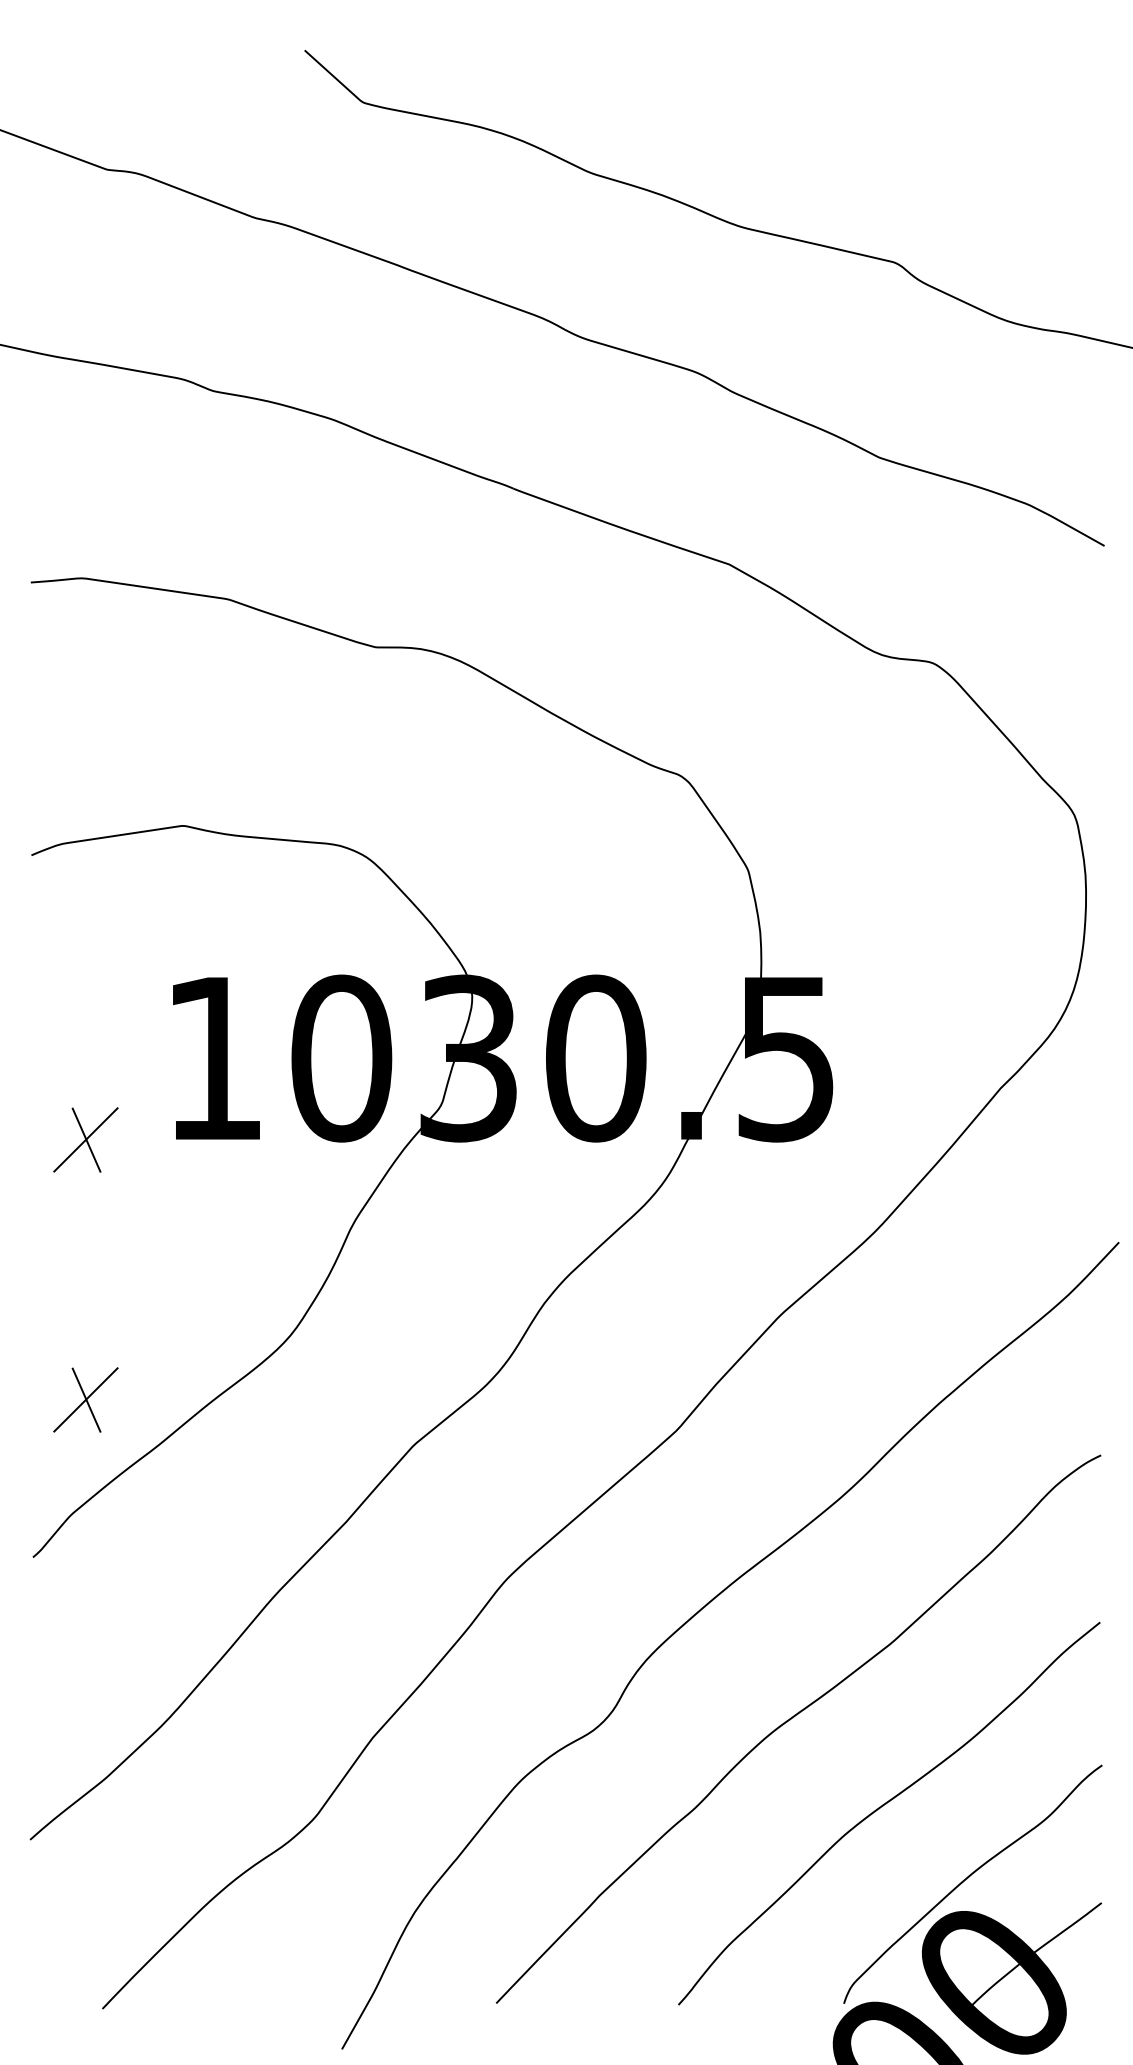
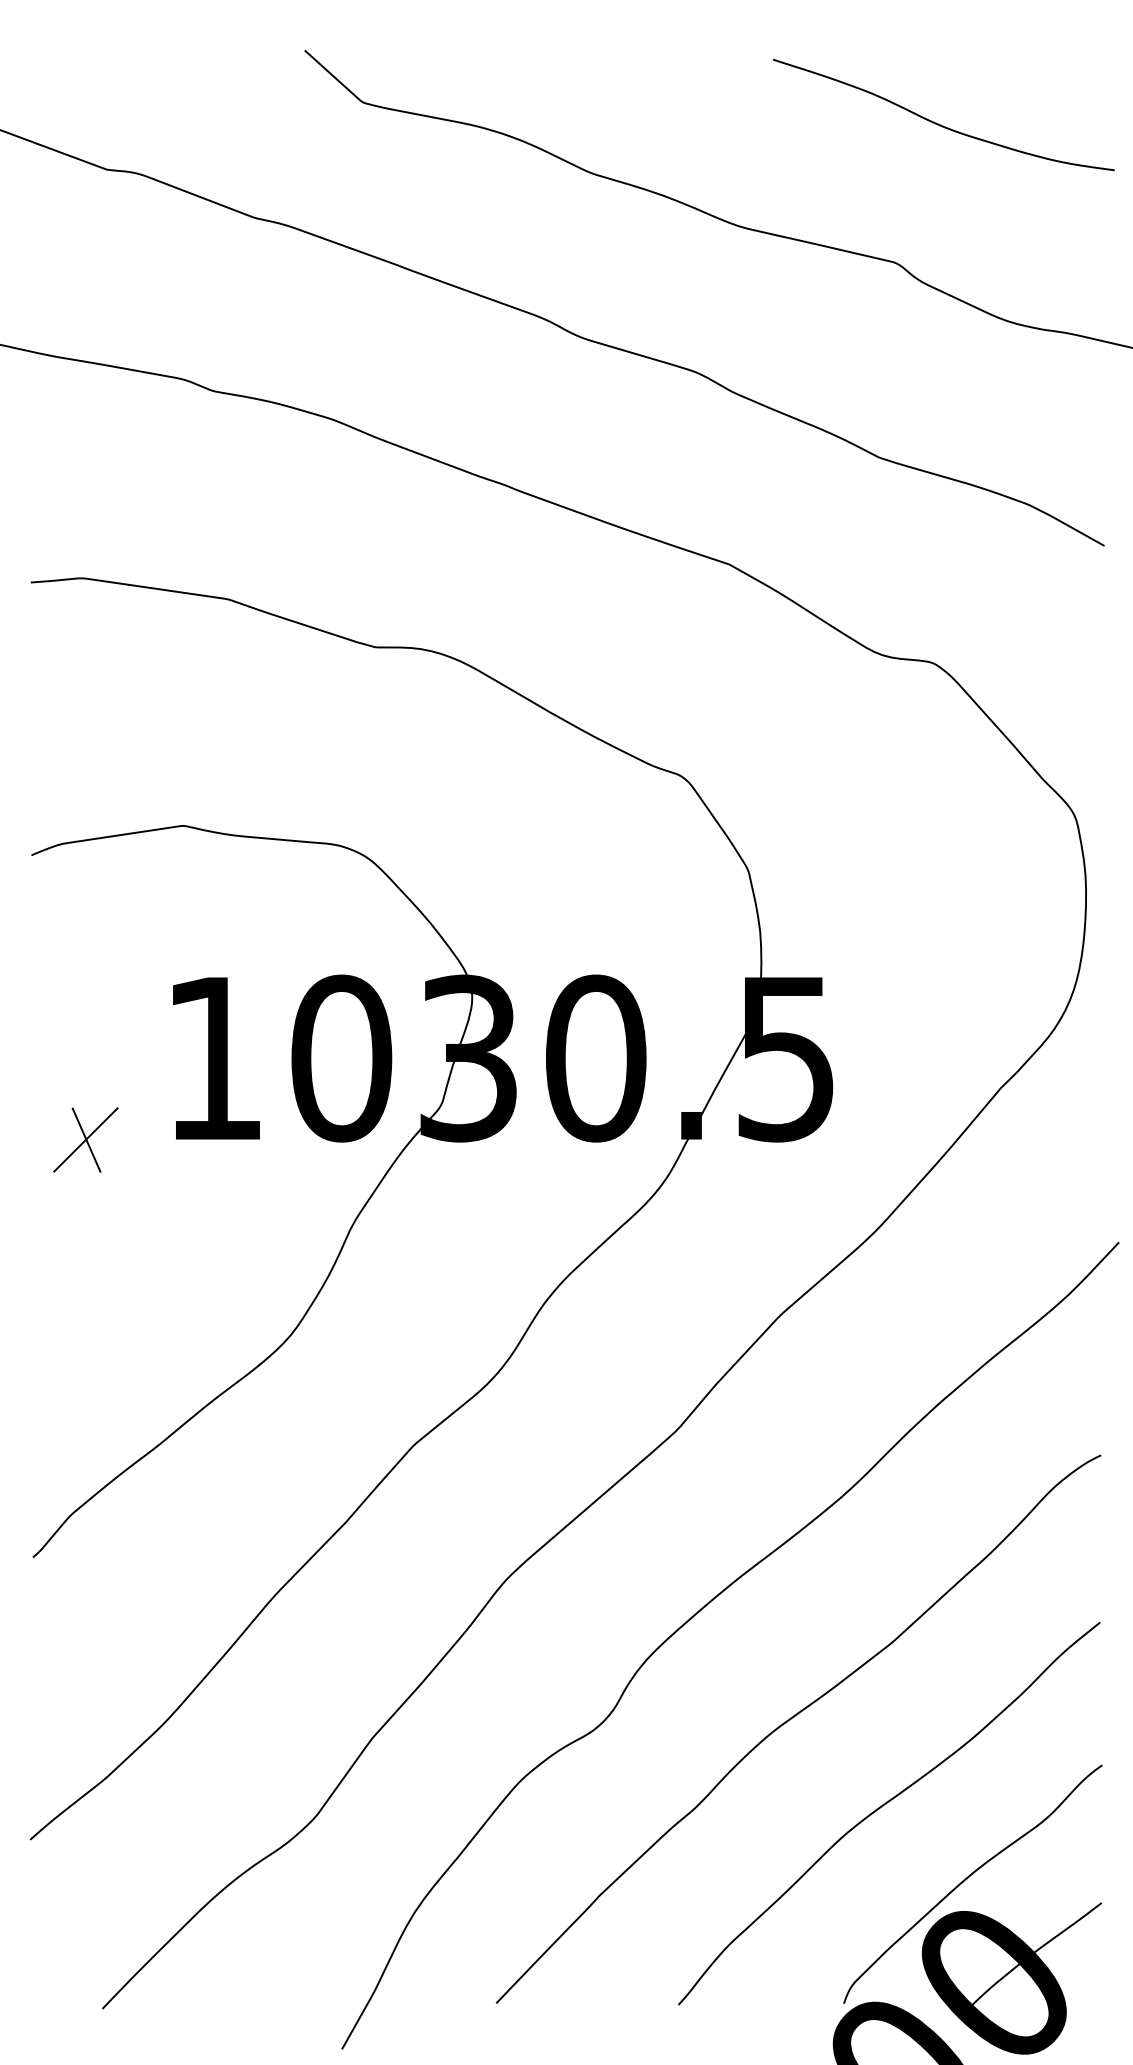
curve: none -> present (938, 123)
part: present -> none (85, 1399)
